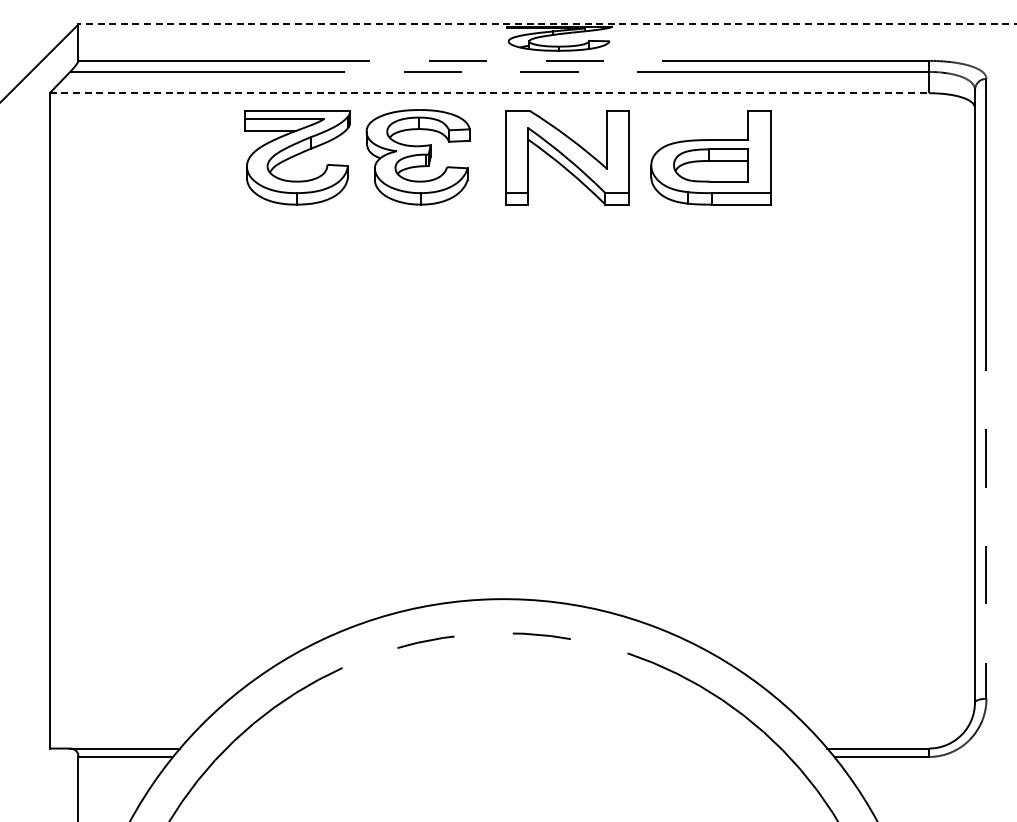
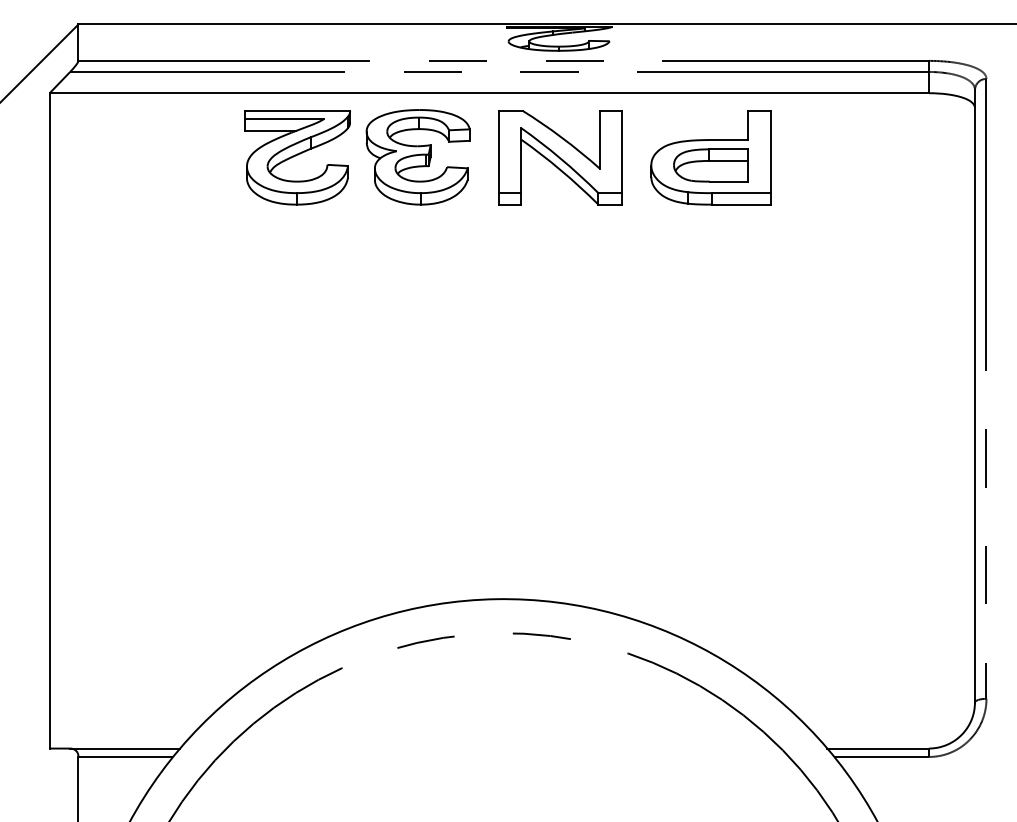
line: dashed -> solid (547, 24)
line: dashed -> solid (489, 93)
part position: (567, 157) -> (560, 157) (560, 157)
